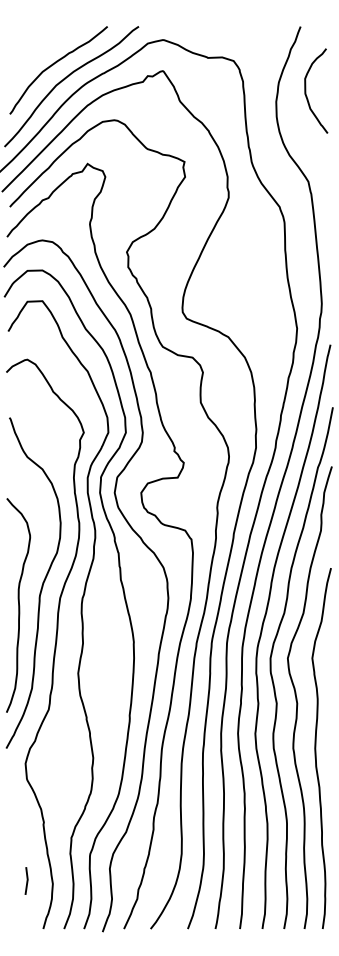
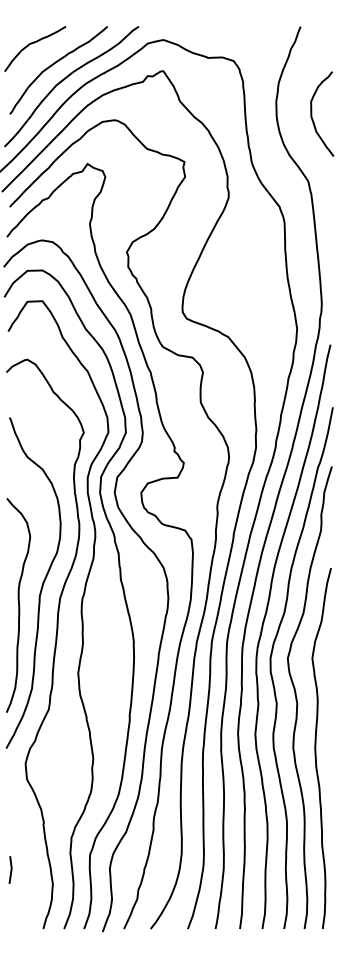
curve: none -> present (34, 43)
curve position: (306, 90) -> (312, 113) (312, 113)
line position: (26, 880) -> (10, 869) (10, 869)
